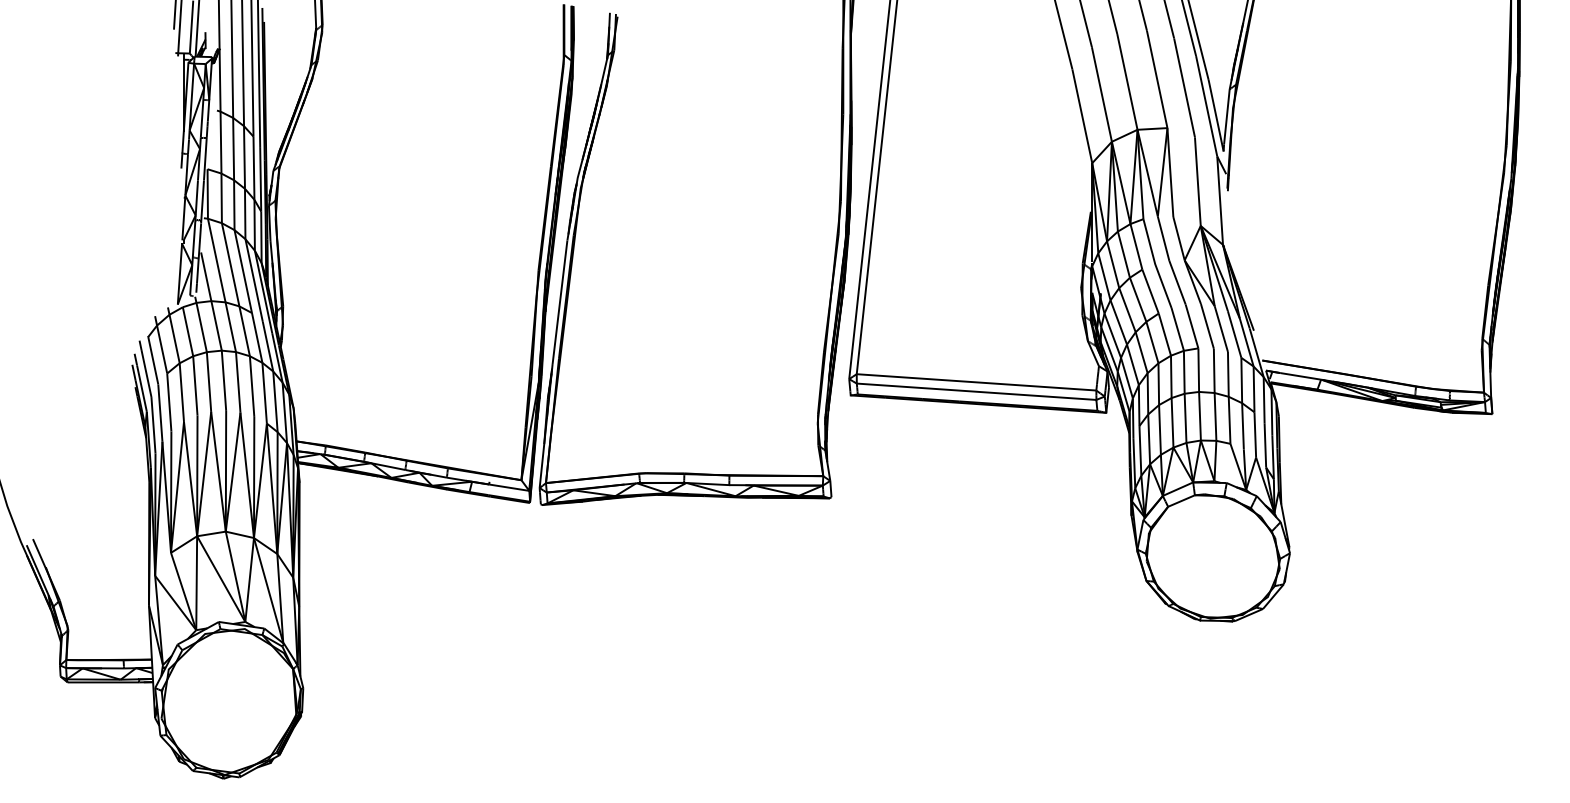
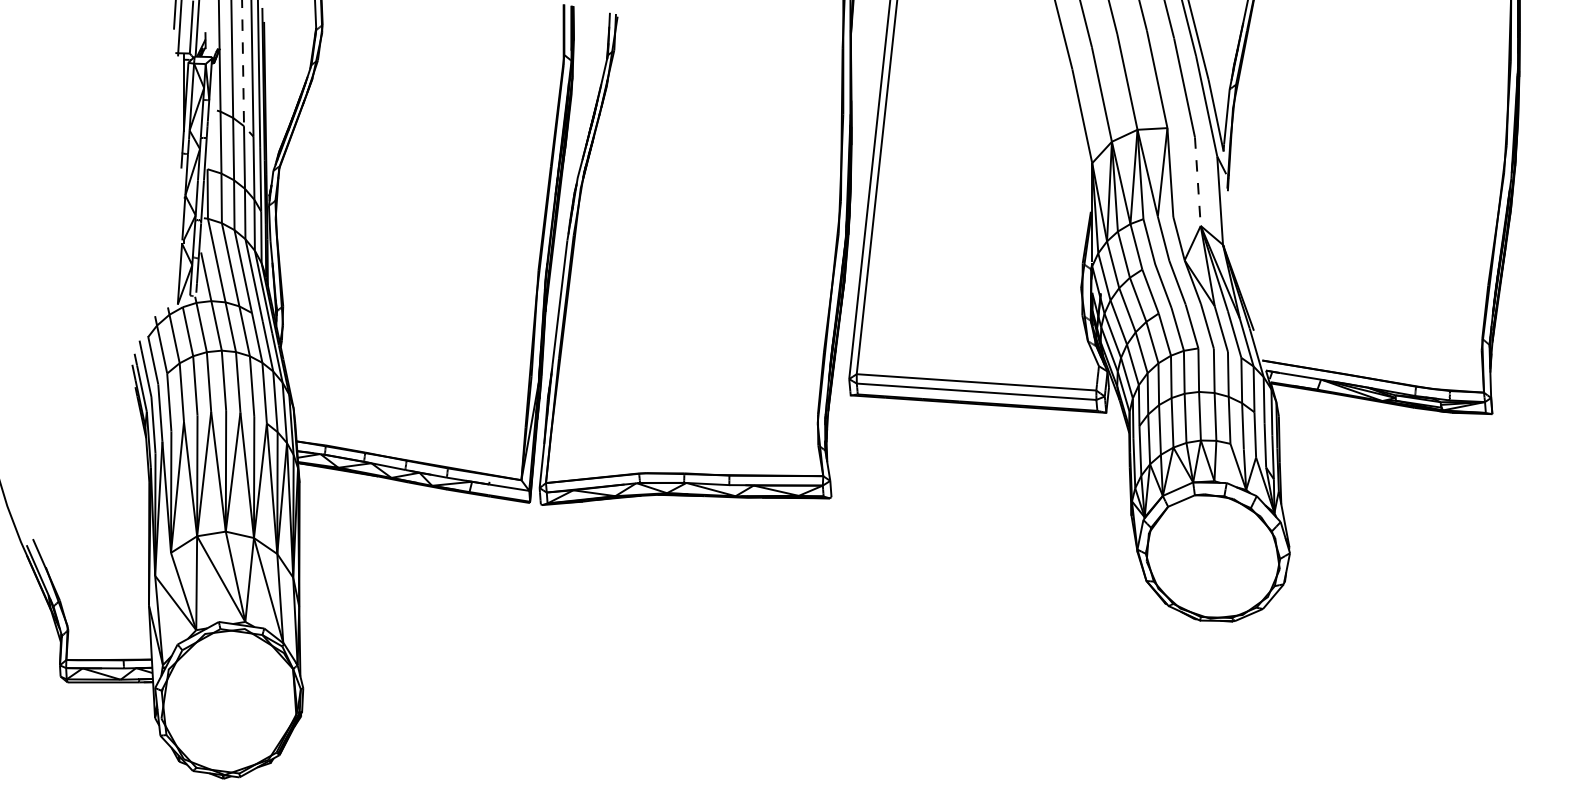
line: solid -> dashed (243, 71)
line: solid -> dashed (1197, 182)
